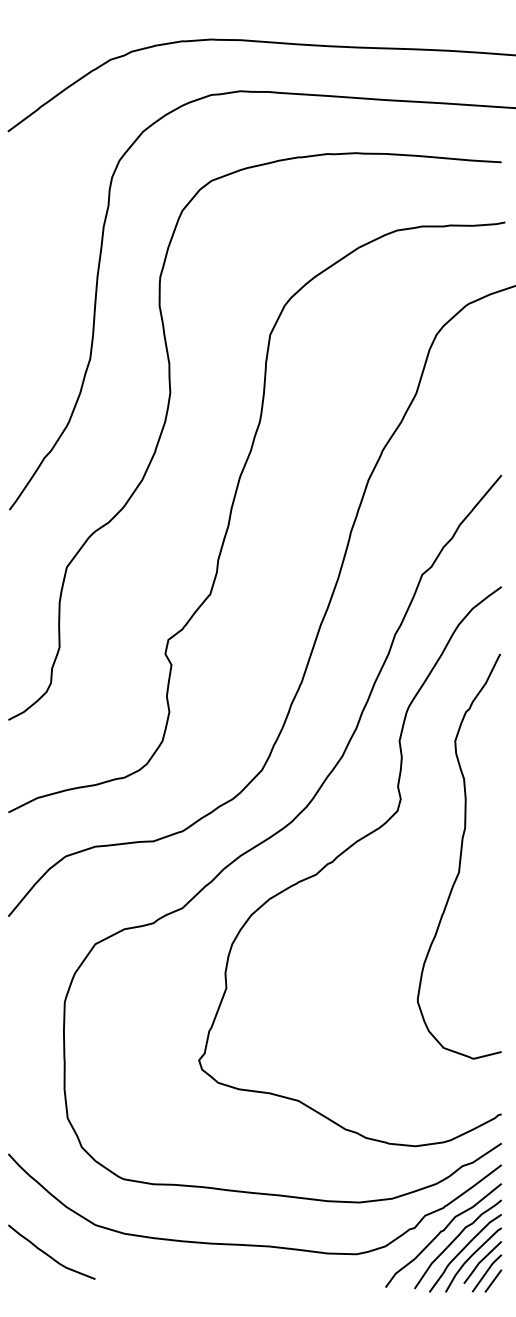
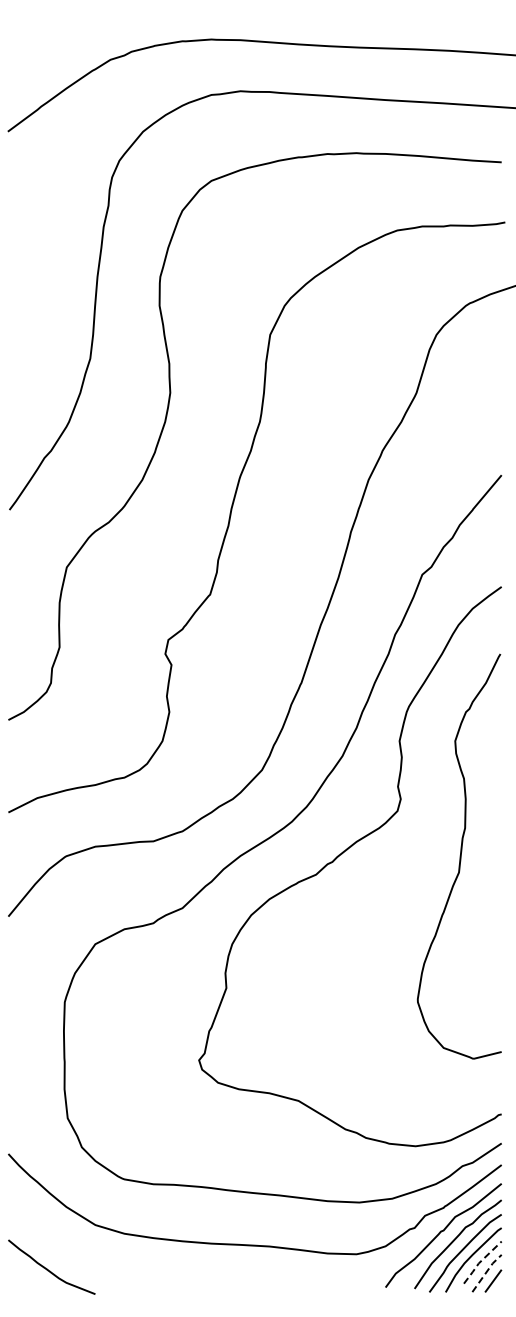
curve position: (50, 1255) -> (50, 1270) (50, 1270)
line: solid -> dashed (480, 1262)
line: solid -> dashed (486, 1272)
